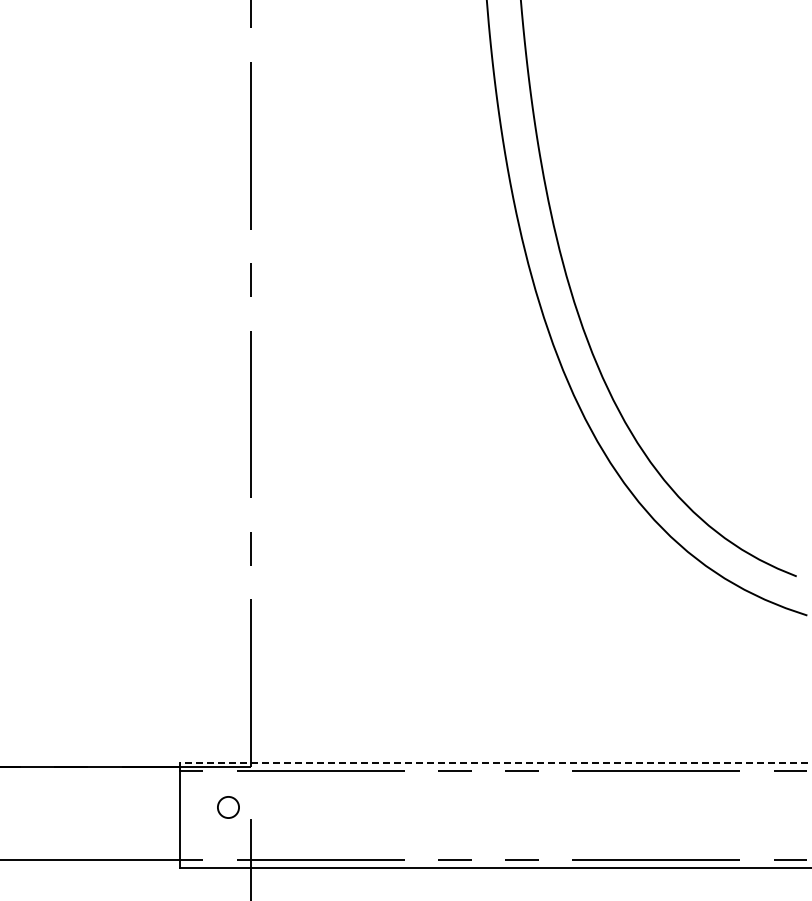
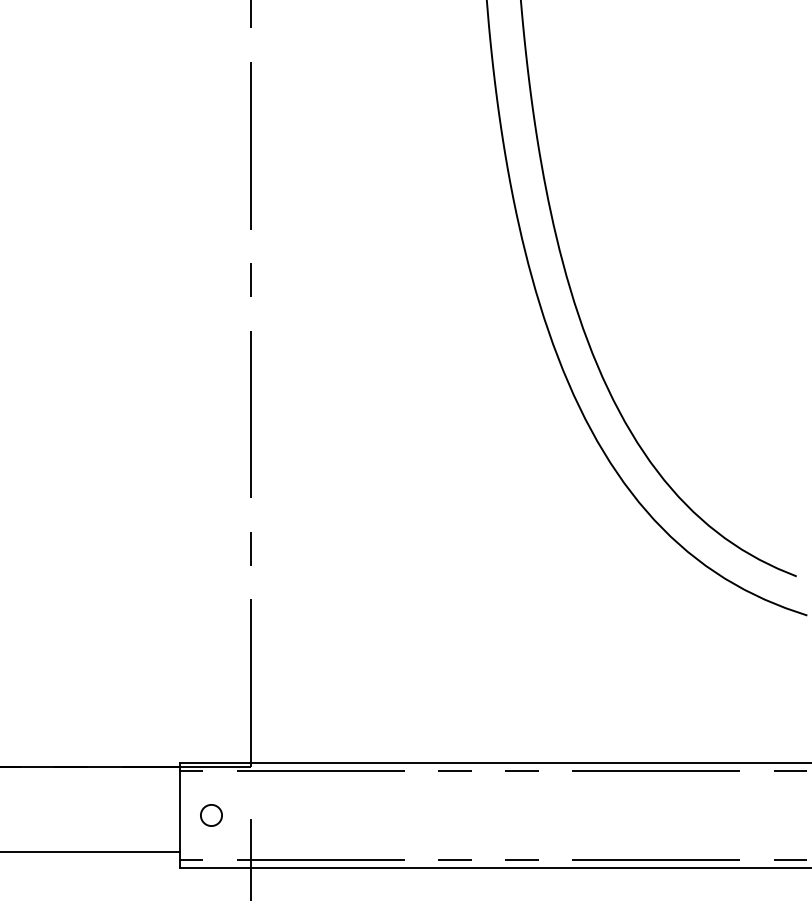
line: dashed -> solid (495, 763)
circle position: (228, 807) -> (211, 815) (211, 815)
line position: (90, 859) -> (90, 851) (90, 851)
